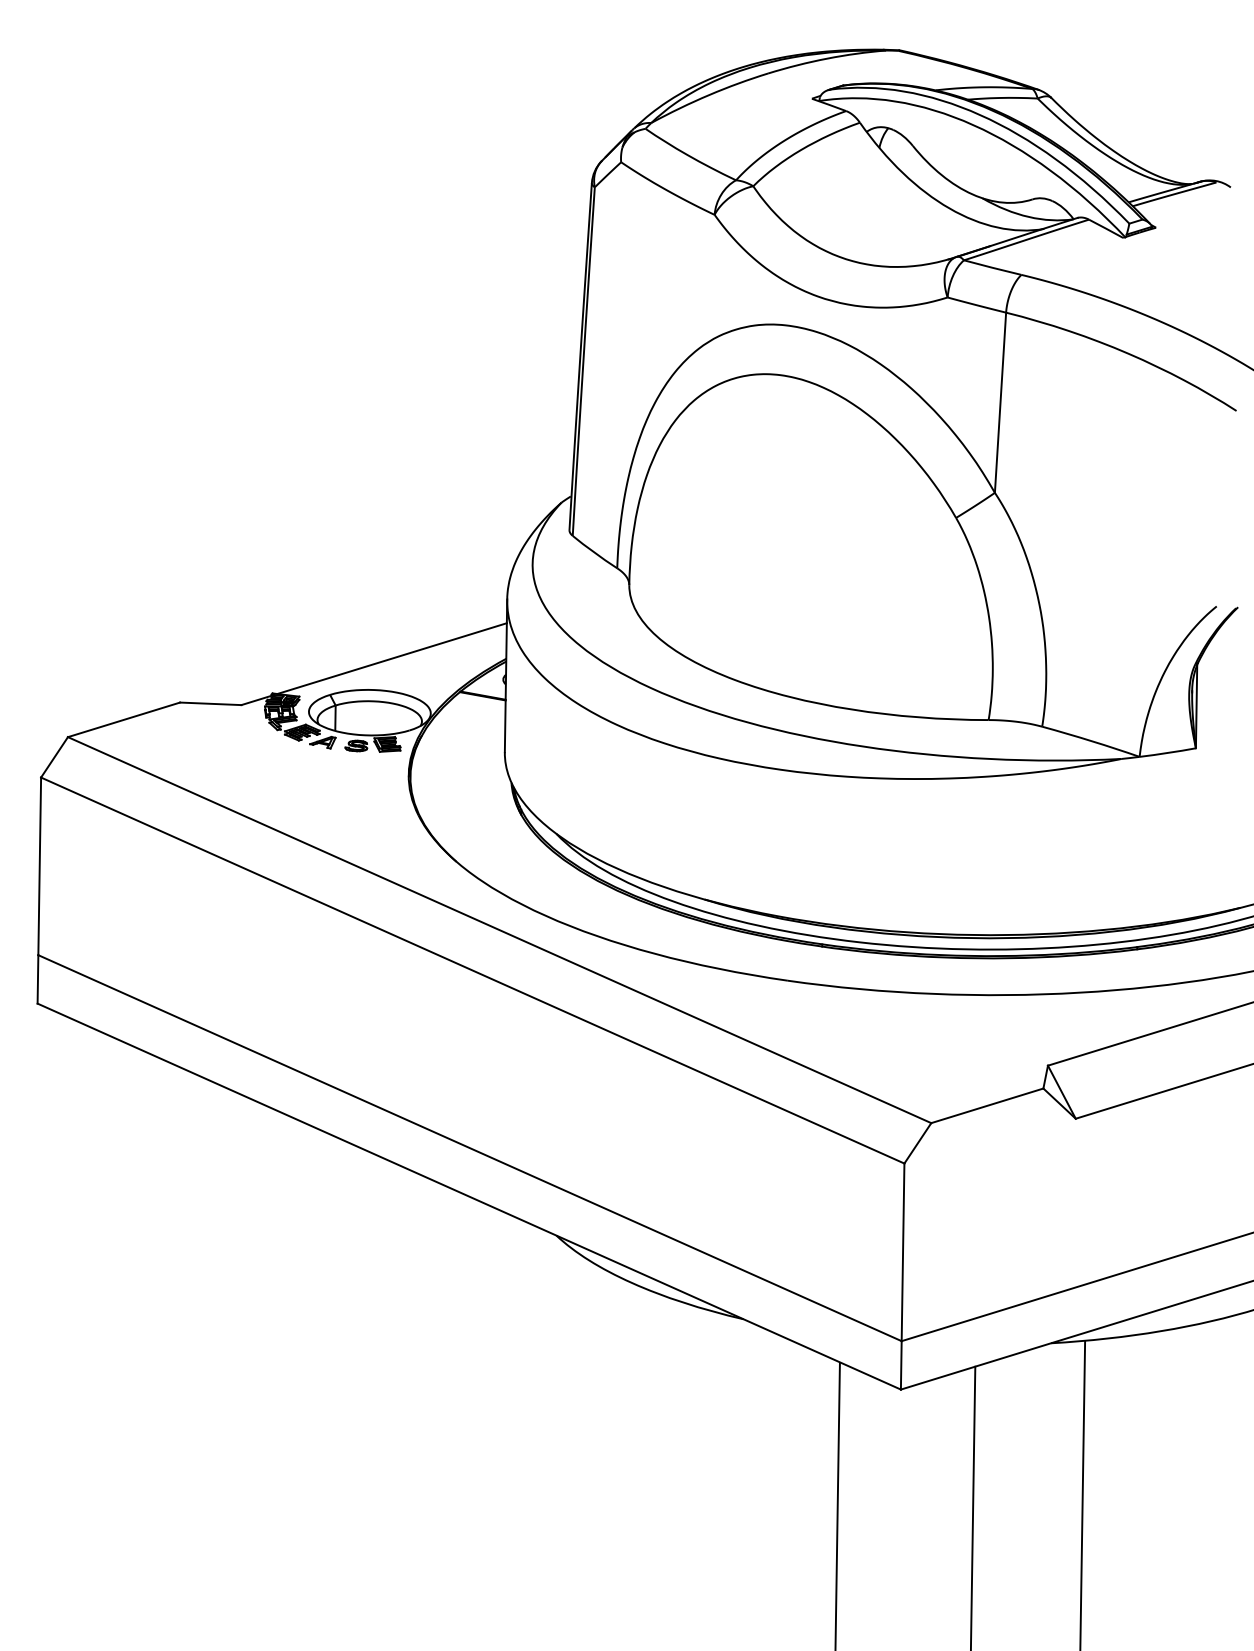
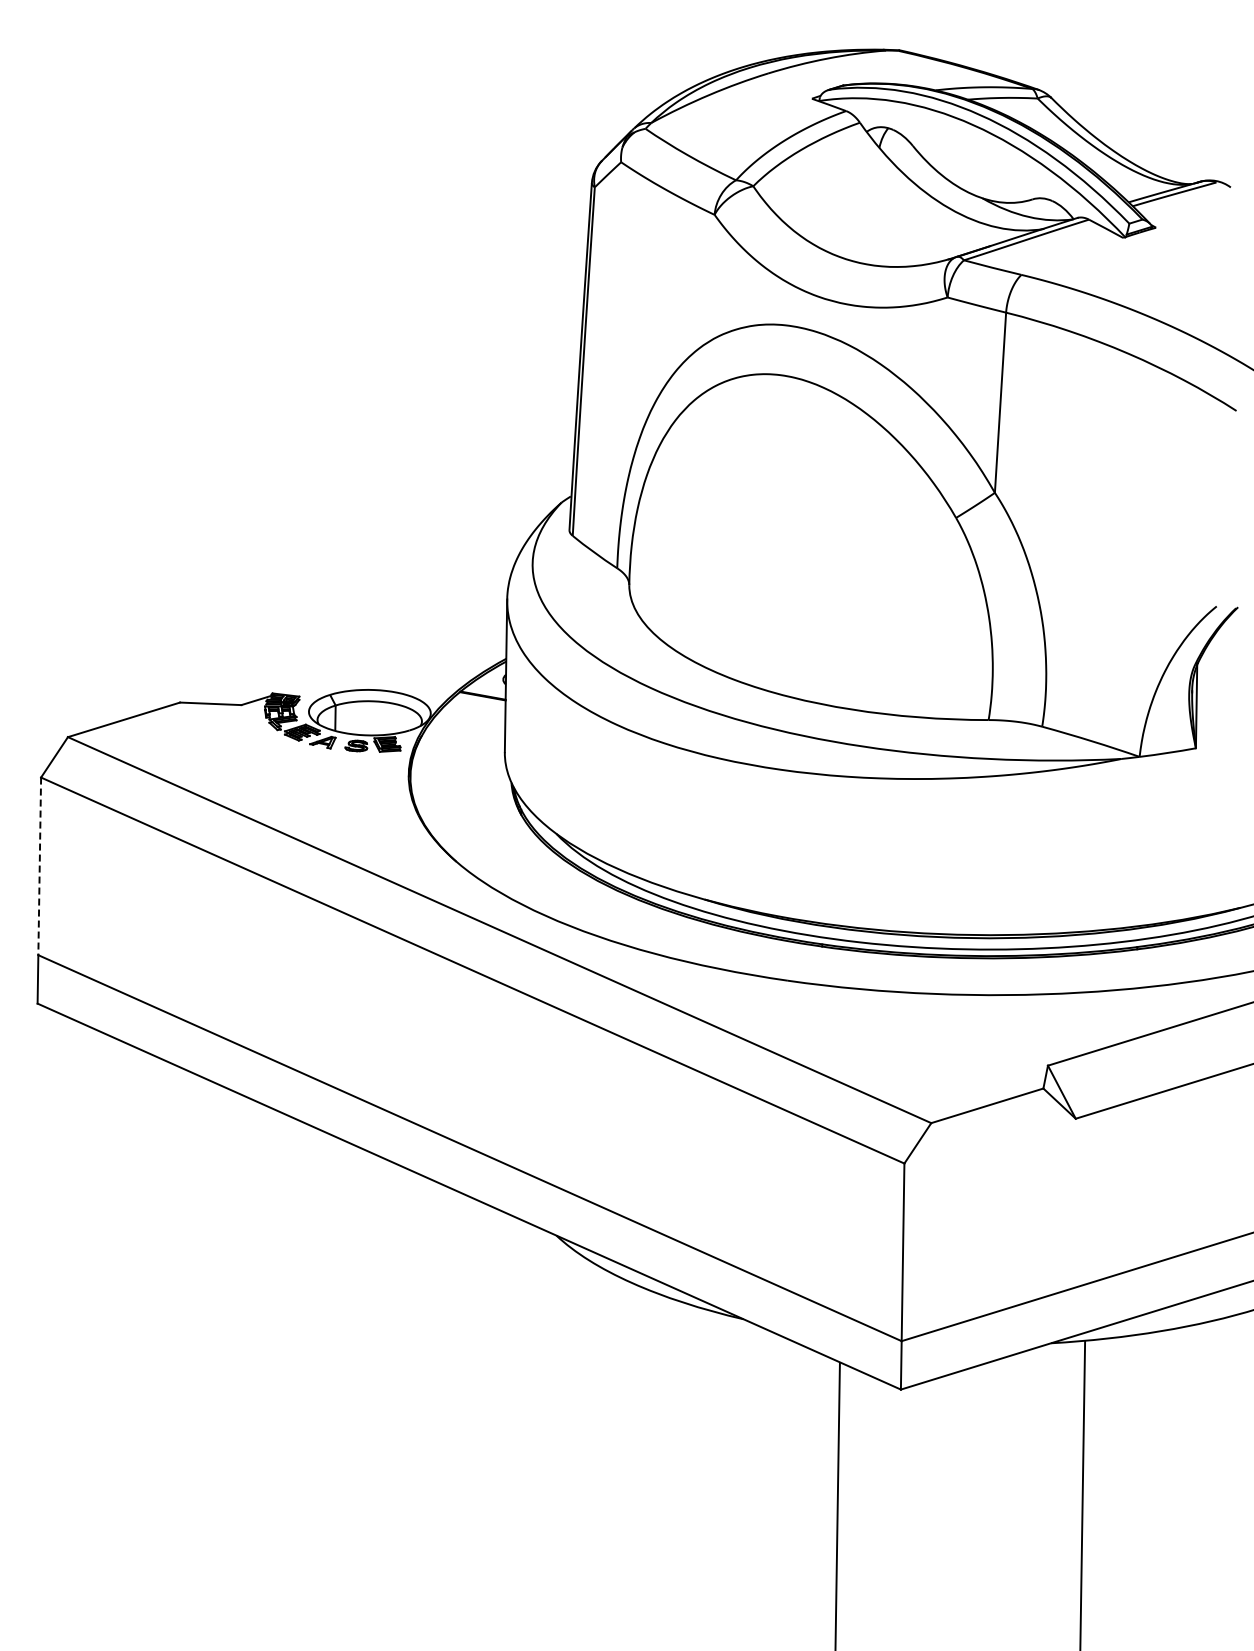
line: present -> none (391, 658)
line: solid -> dashed (39, 866)
line: present -> none (972, 1506)
